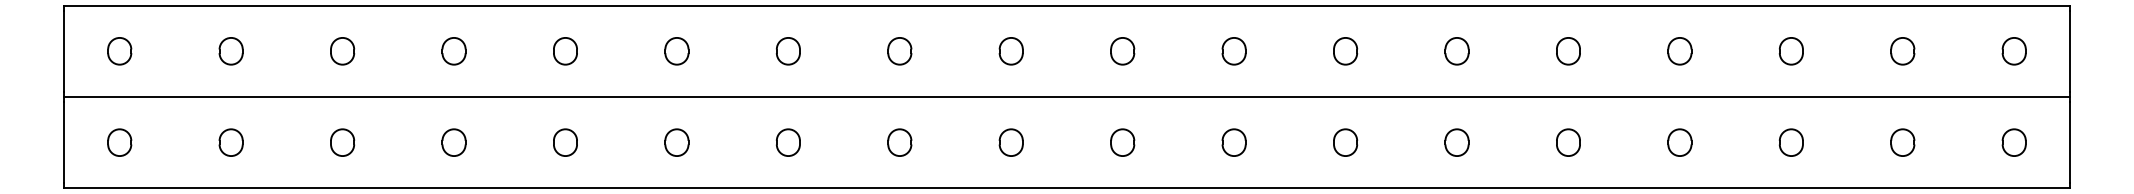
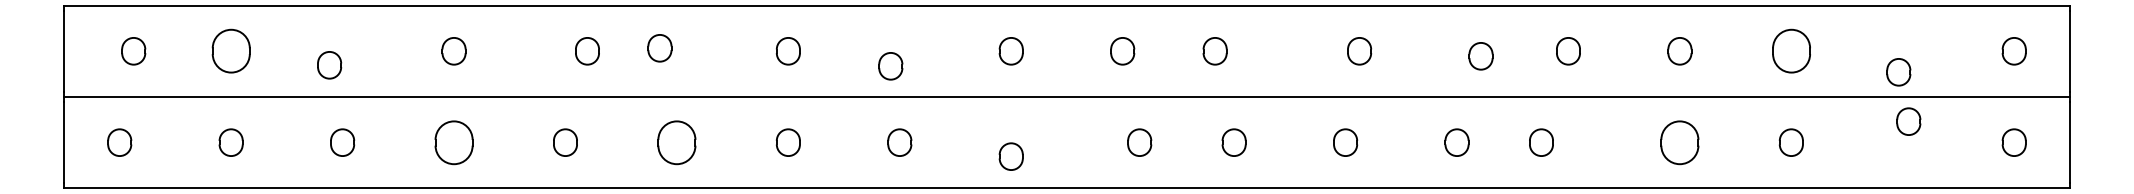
part position: (119, 51) -> (133, 51) (133, 51)
part size: 26x29 px -> 40x46 px (230, 50)
part position: (342, 51) -> (329, 65) (329, 65)
part position: (565, 51) -> (587, 51) (587, 51)
part position: (676, 51) -> (659, 48) (659, 48)
part position: (899, 51) -> (890, 66) (890, 66)
part position: (1233, 51) -> (1214, 51) (1214, 51)
part position: (1345, 51) -> (1359, 51) (1359, 51)
part position: (1456, 51) -> (1480, 56) (1480, 56)
part size: 26x29 px -> 39x46 px (1791, 50)
part position: (1902, 51) -> (1898, 72) (1898, 72)
part size: 26x29 px -> 40x46 px (453, 142)
part size: 26x29 px -> 40x46 px (676, 142)
part position: (1010, 142) -> (1010, 156) (1010, 156)
part position: (1122, 142) -> (1139, 142) (1139, 142)
part position: (1568, 142) -> (1541, 142) (1541, 142)
part size: 26x29 px -> 40x46 px (1679, 142)
part position: (1902, 142) -> (1908, 121) (1908, 121)
